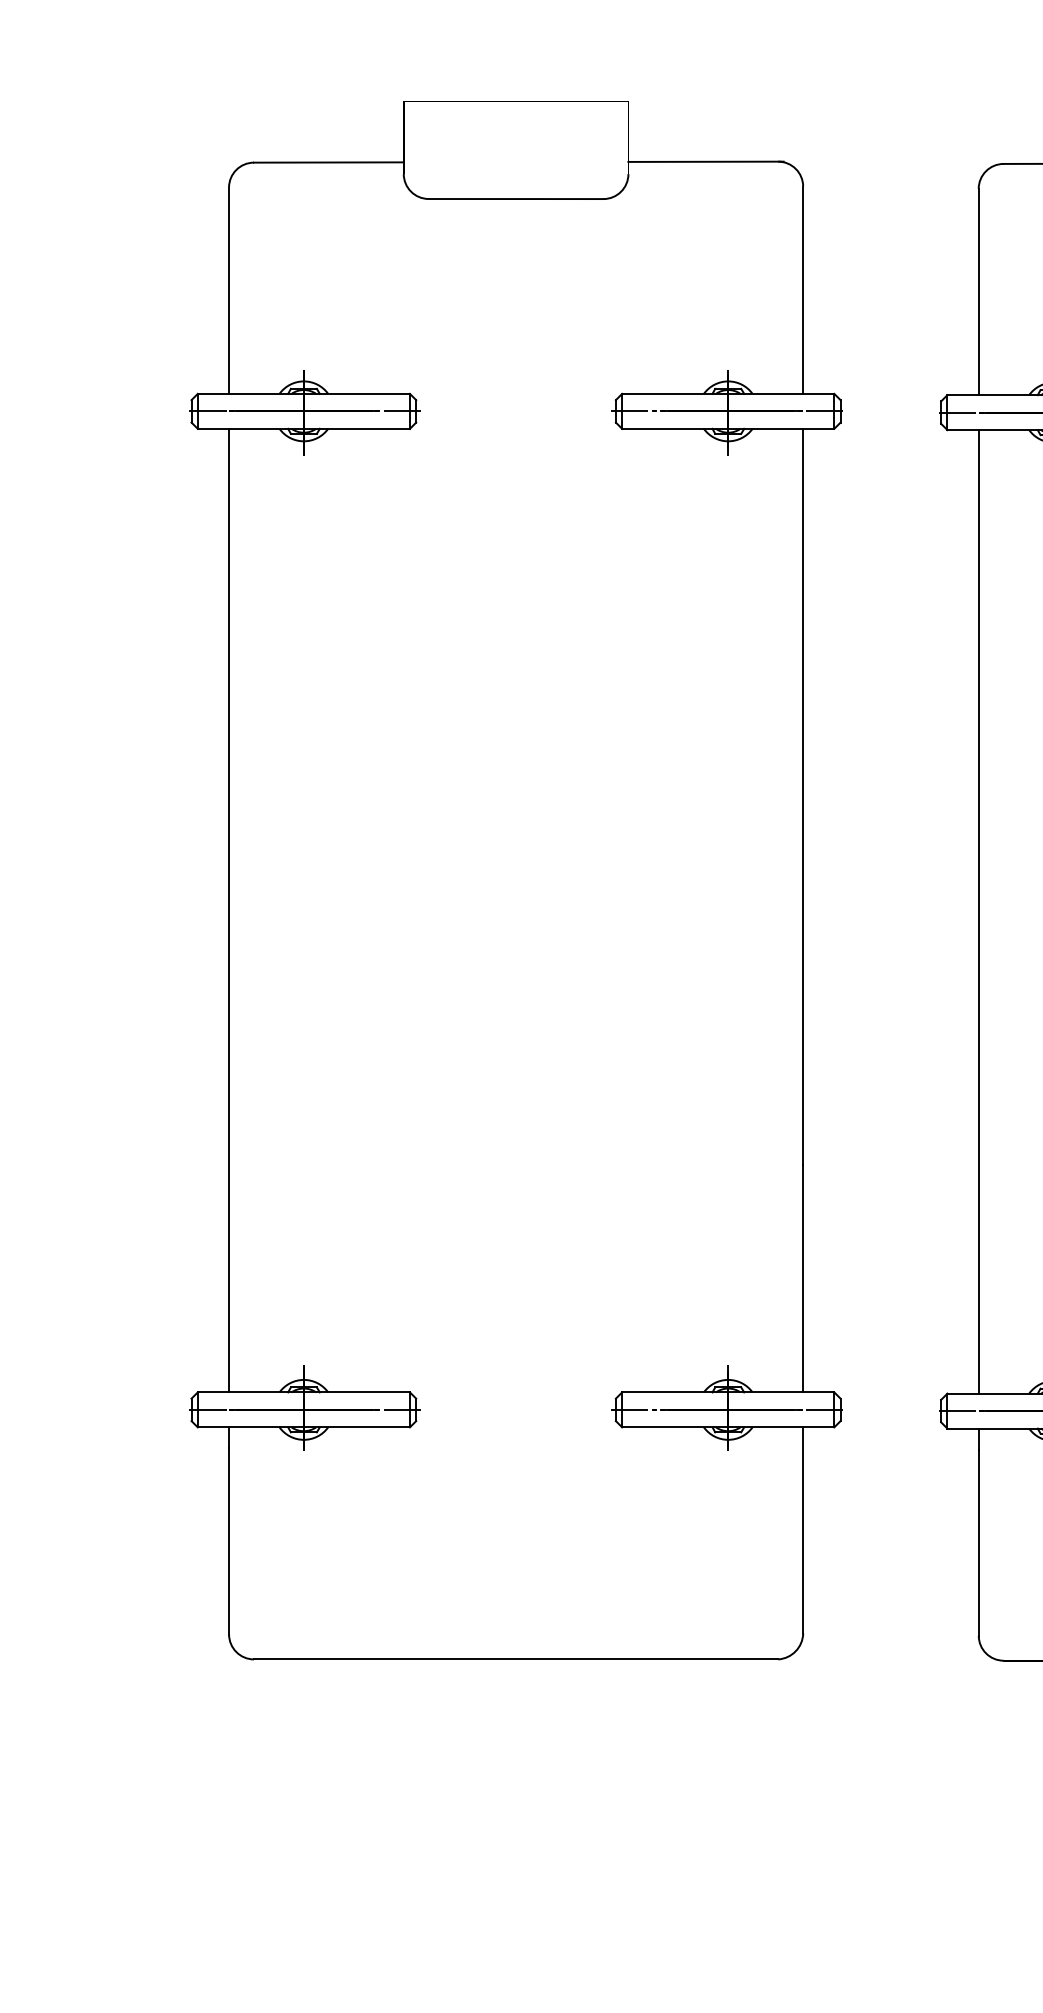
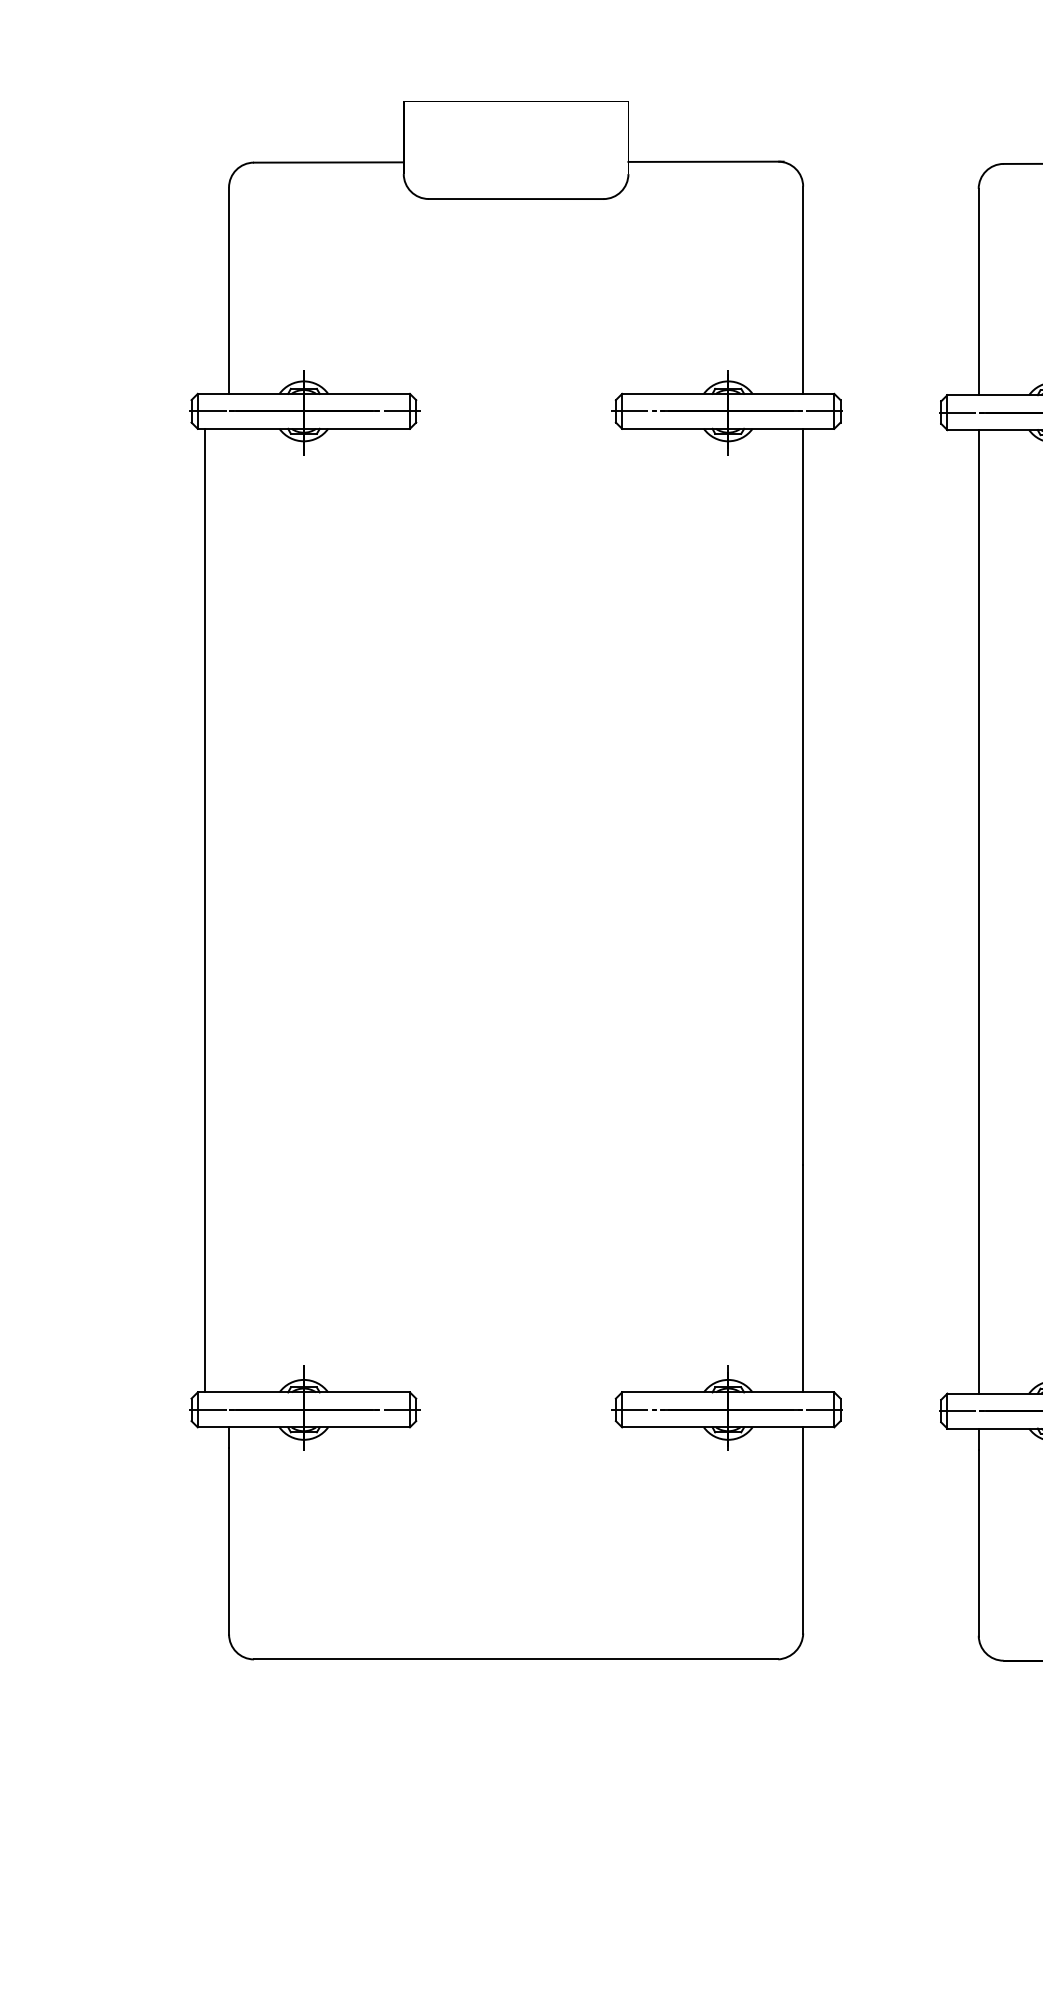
line position: (229, 910) -> (205, 910) (205, 910)
